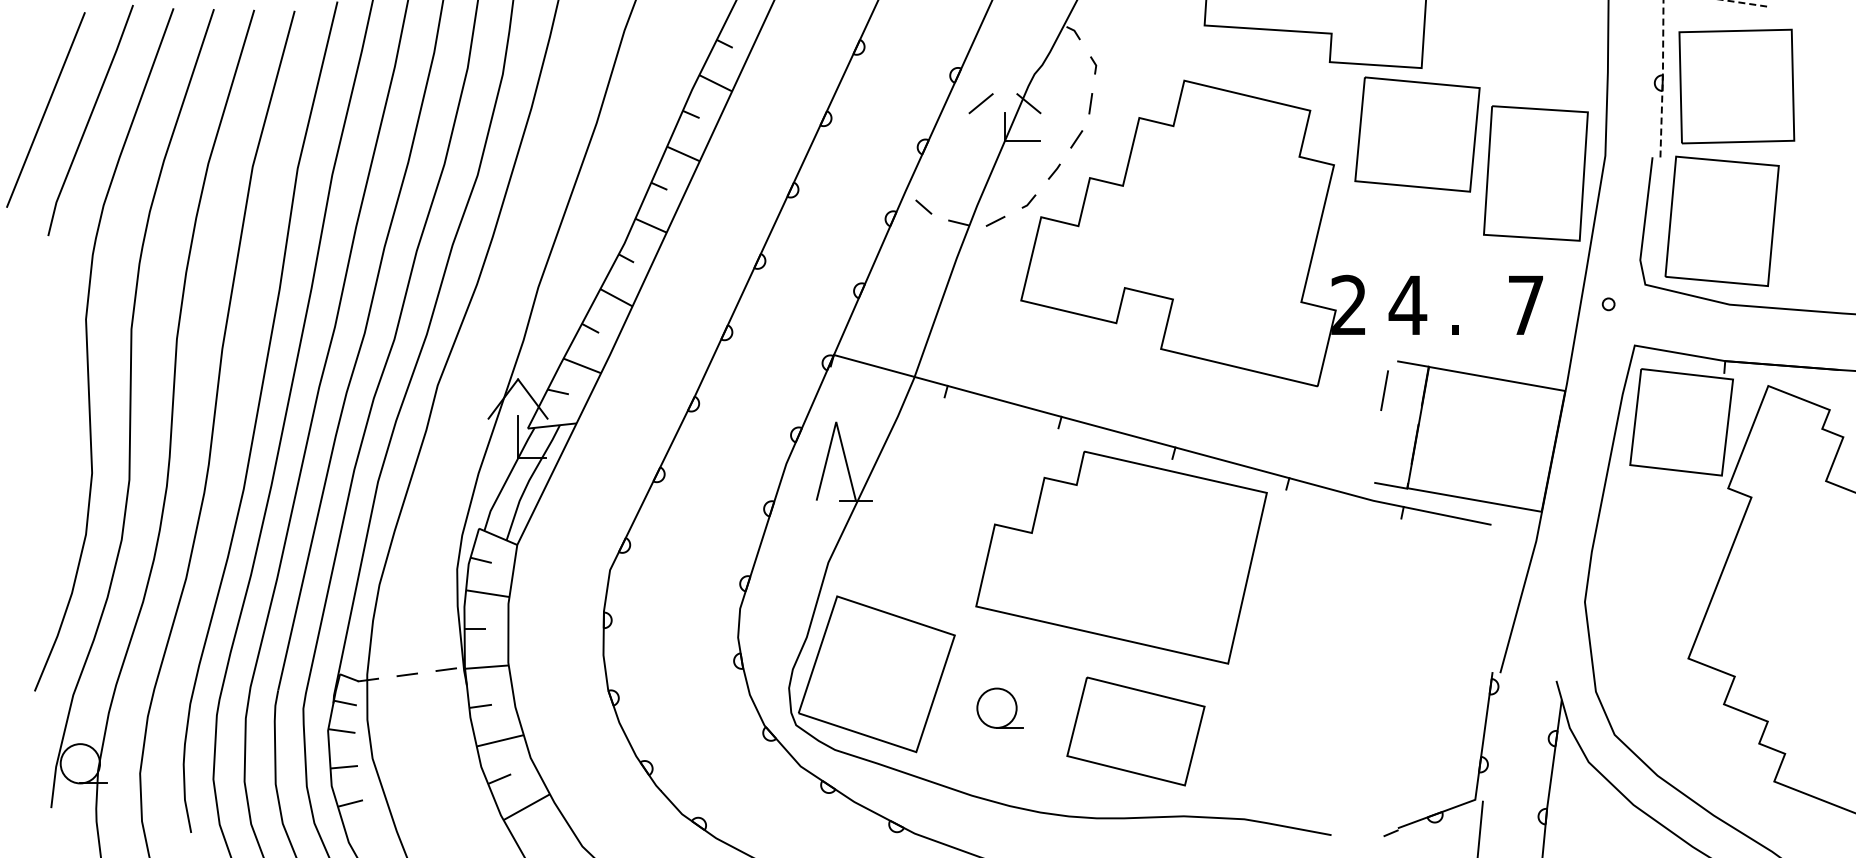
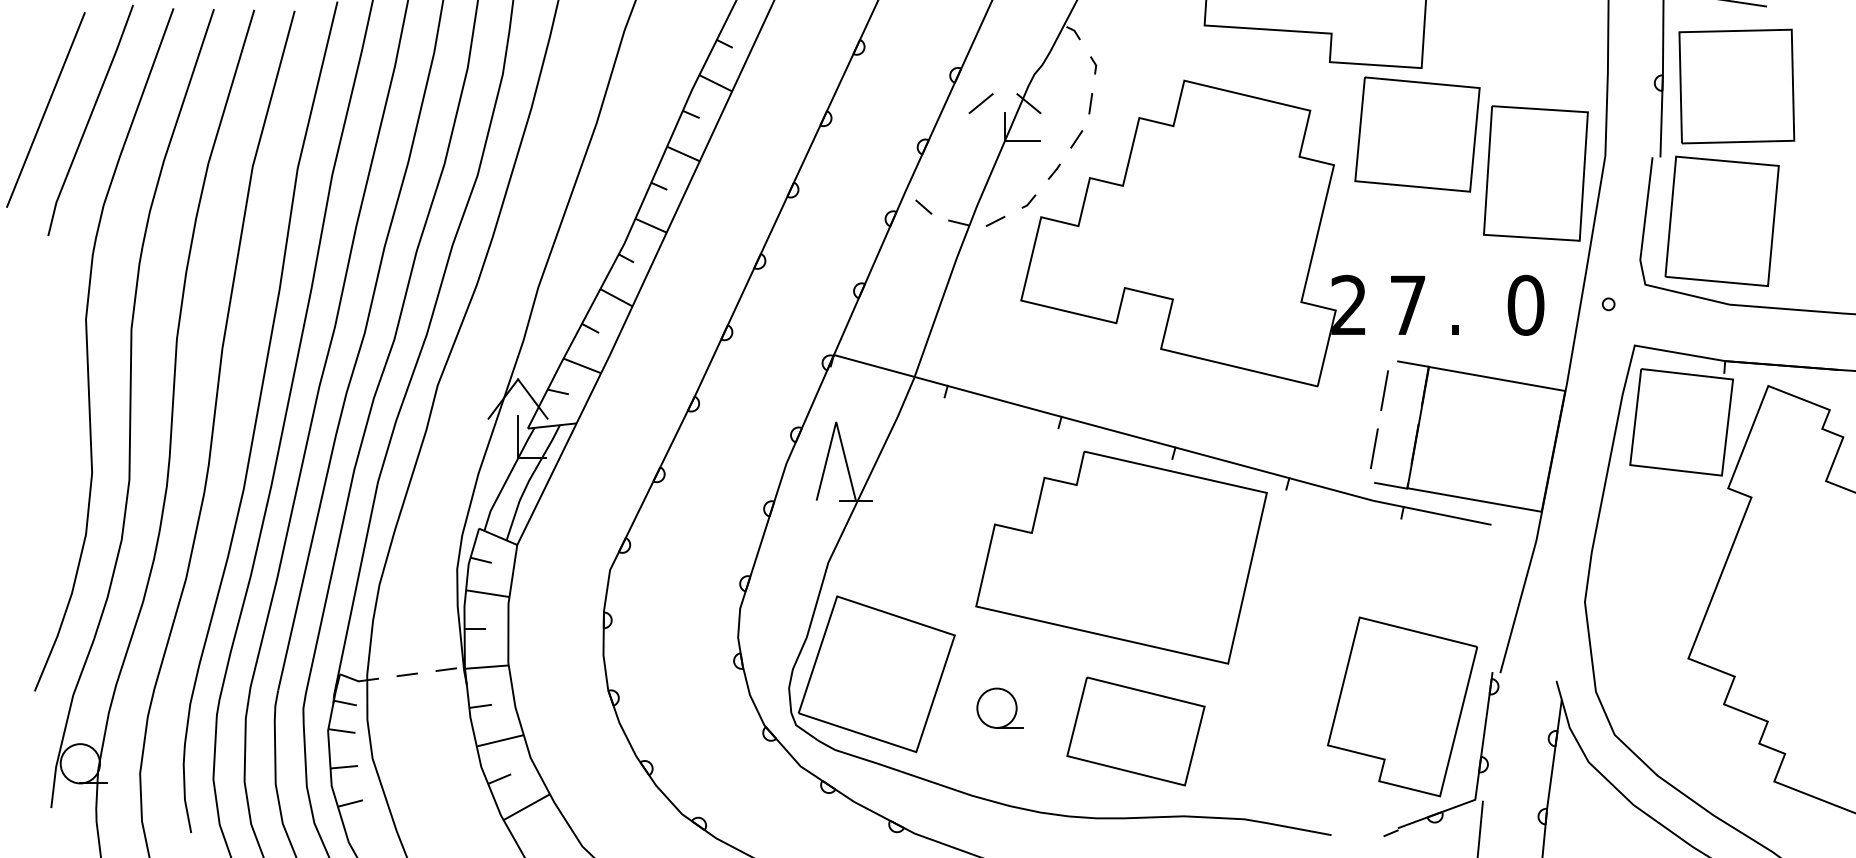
line: dashed -> solid (1663, 56)
text: 4 -> 7 (1407, 304)
text: 7 -> 0 (1525, 304)
line: none -> present (1373, 448)
part: none -> present (1402, 706)
